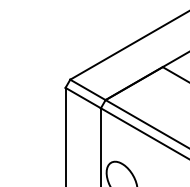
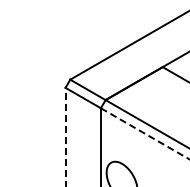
line: solid -> dashed (145, 133)
line: solid -> dashed (65, 136)
